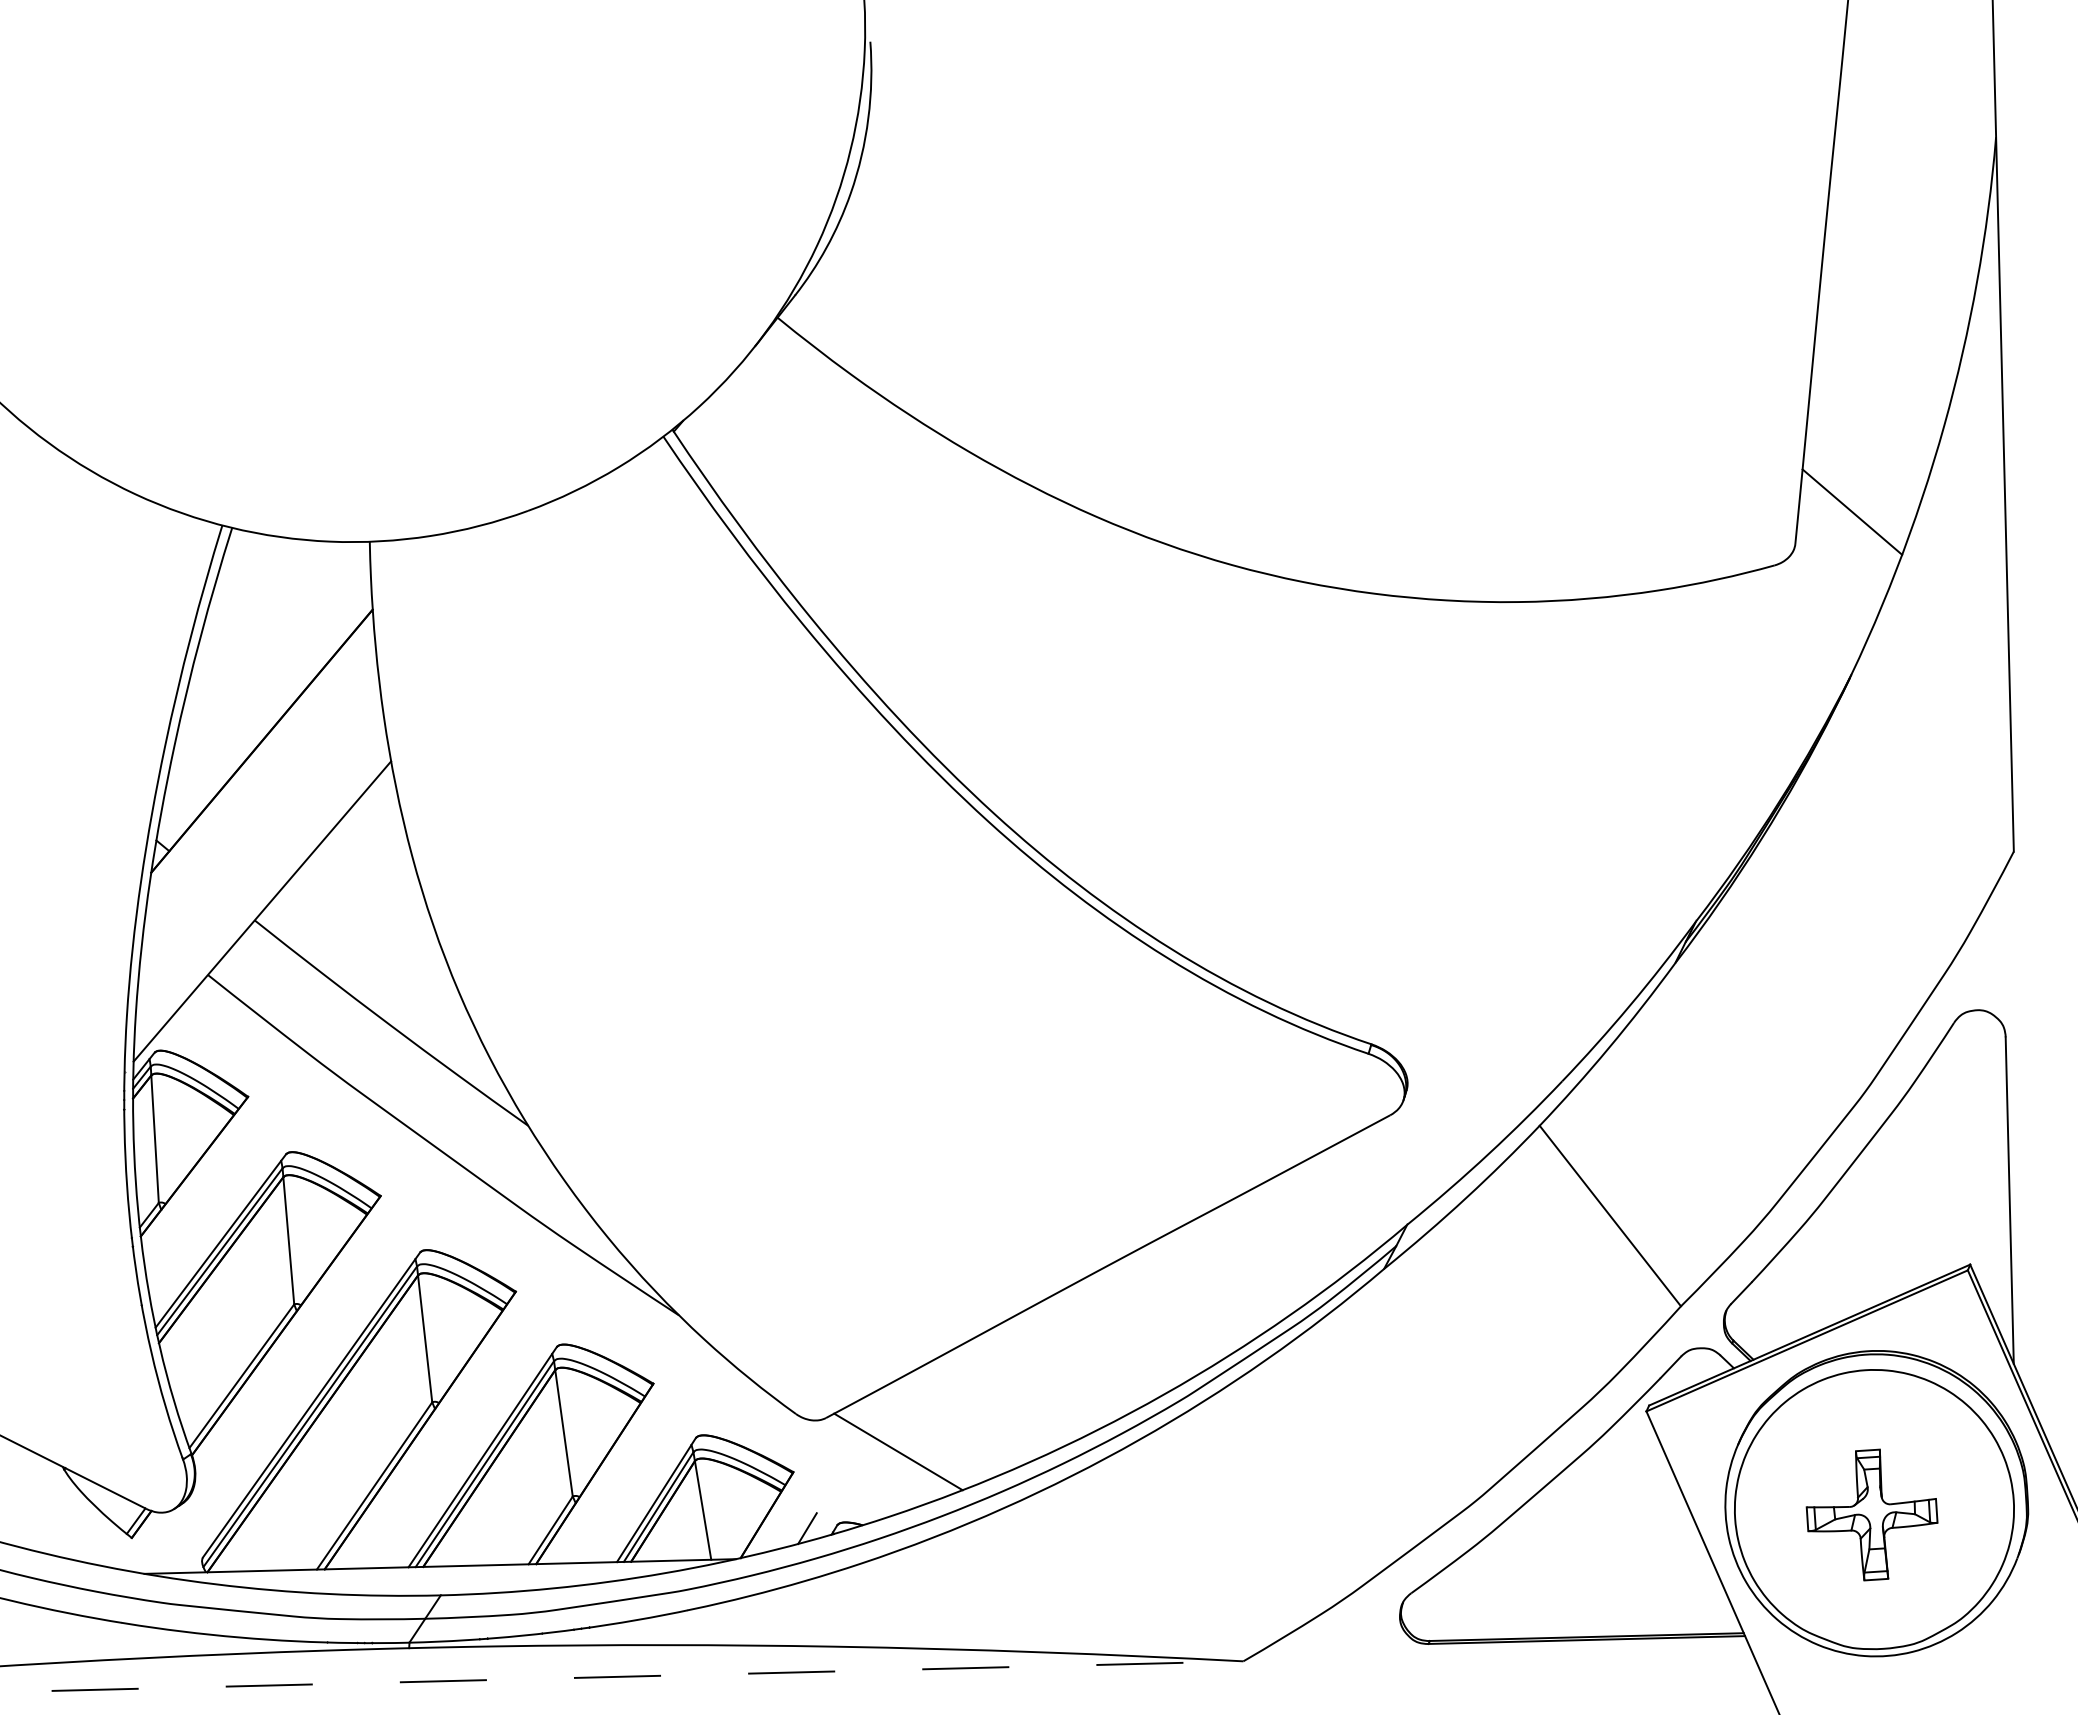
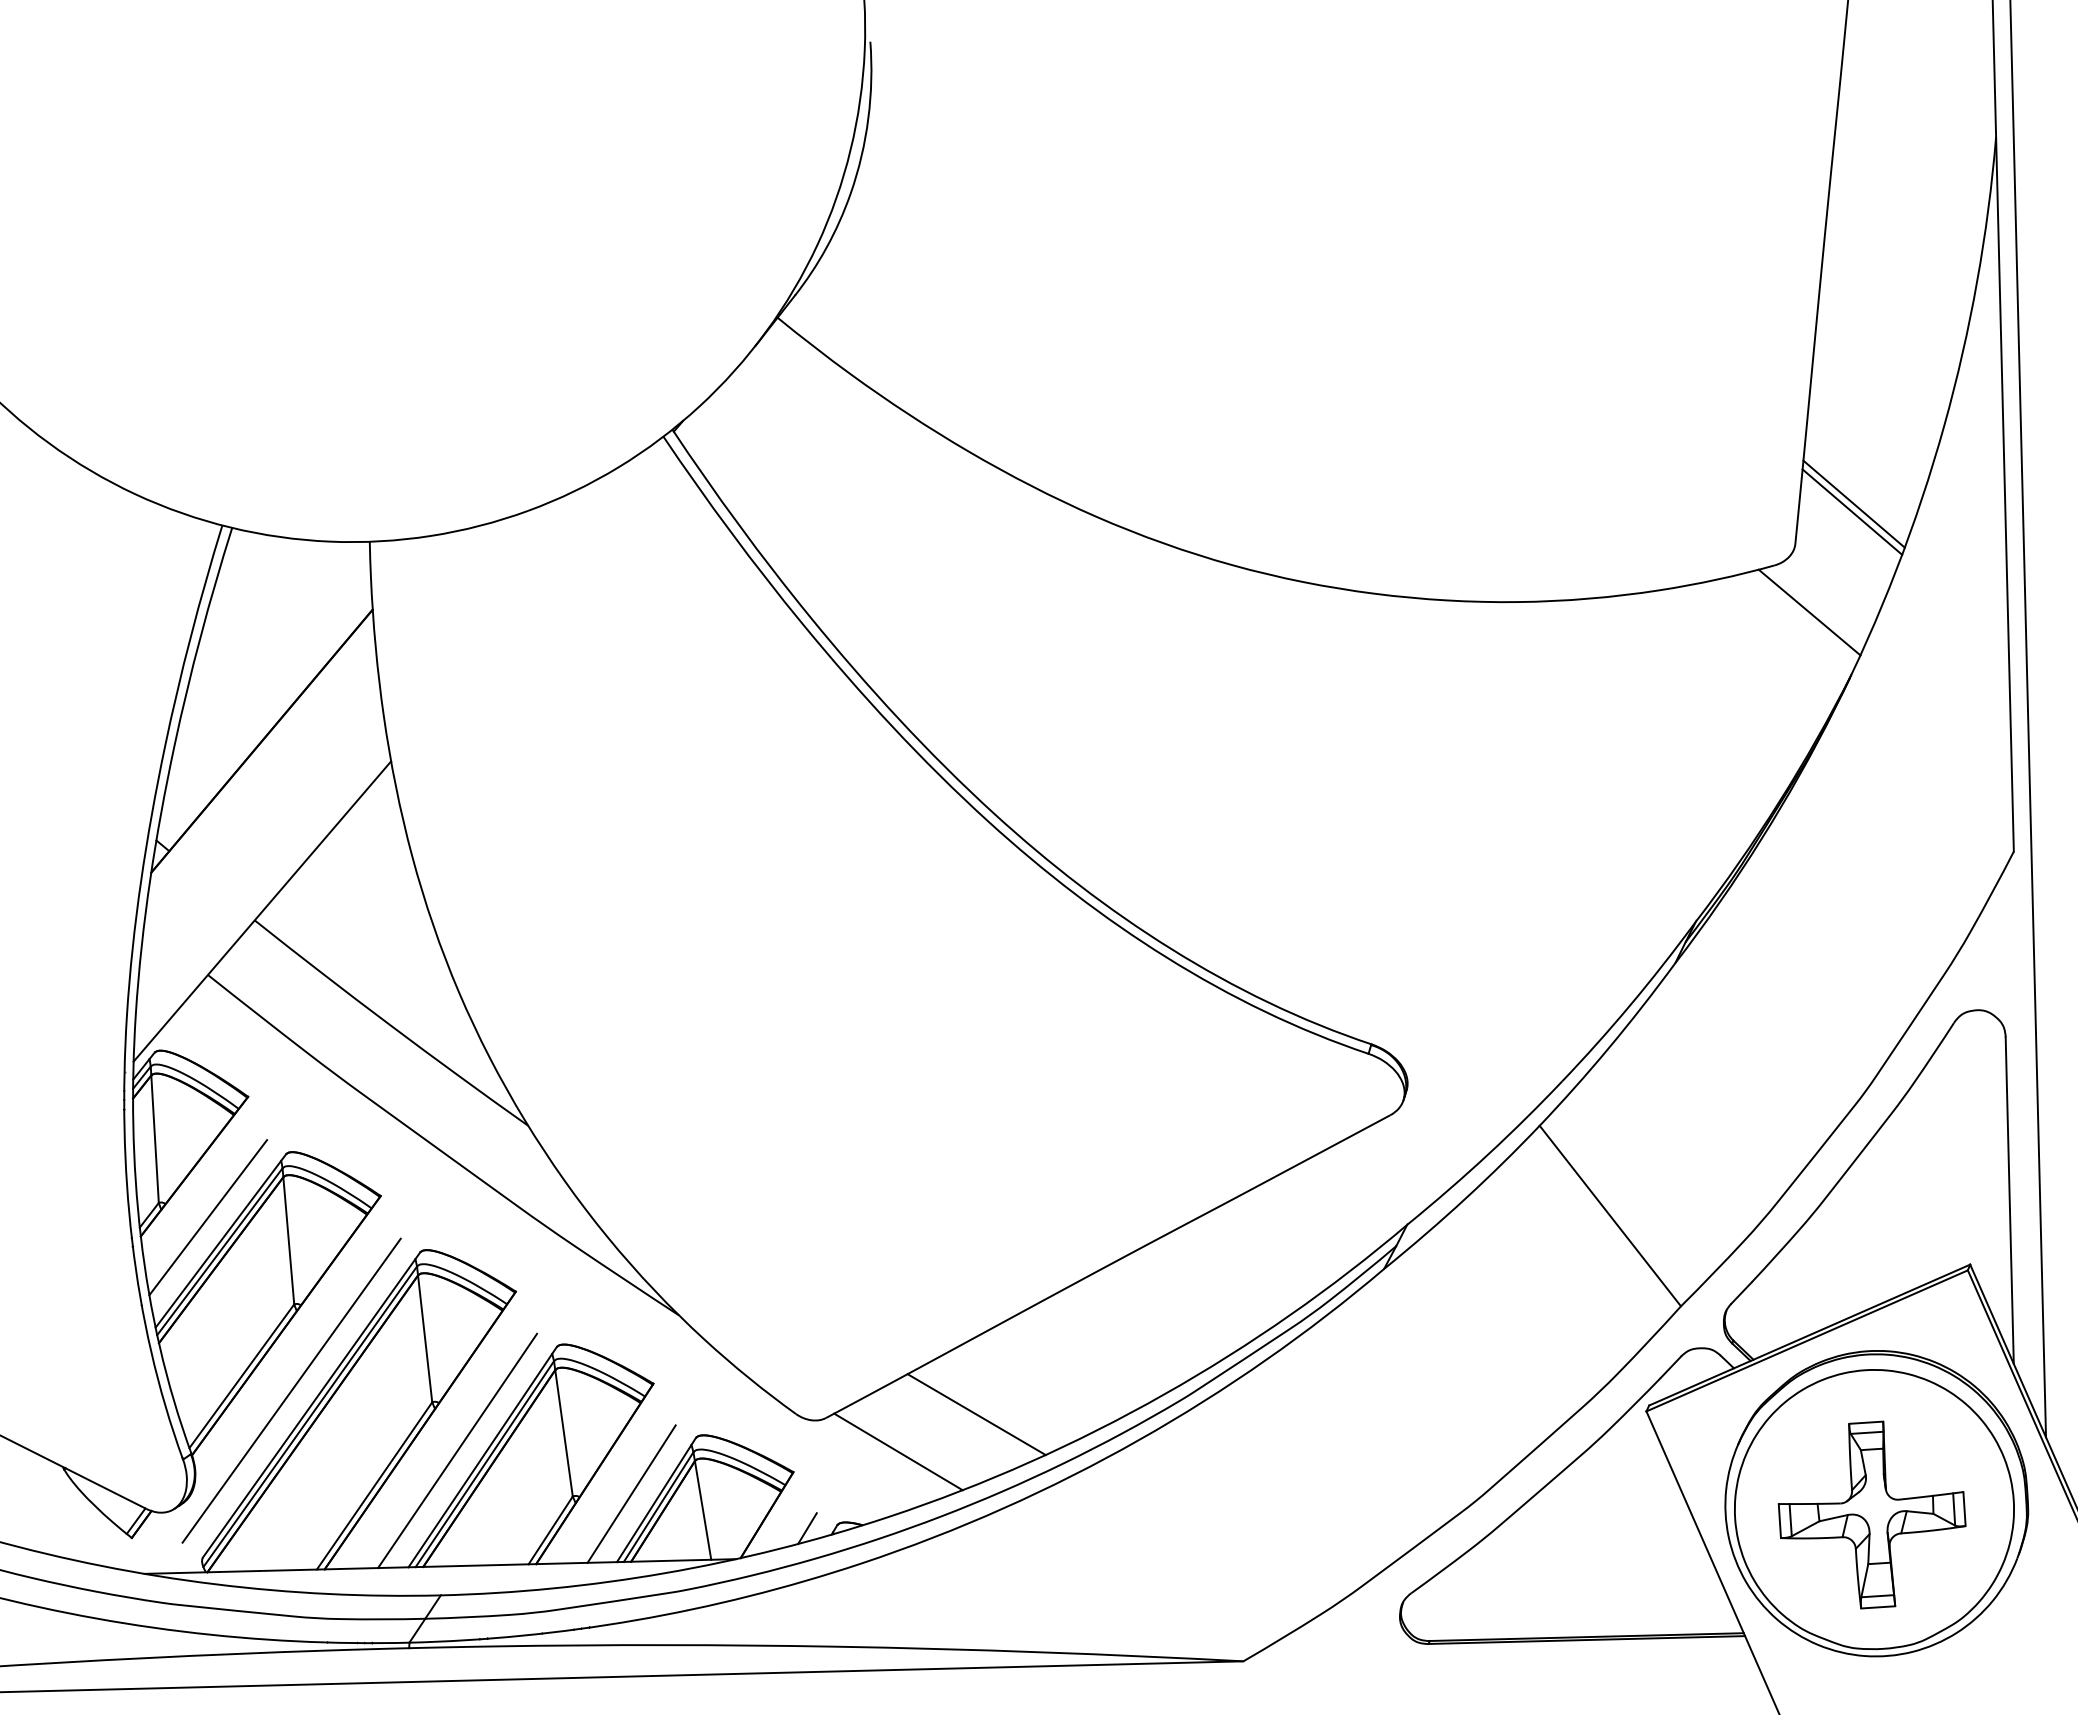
line: none -> present (1853, 503)
line: none -> present (1809, 612)
line: none -> present (2028, 719)
line: none -> present (208, 1217)
line: none -> present (291, 1390)
line: none -> present (976, 1414)
line: none -> present (457, 1450)
line: none -> present (631, 1493)
part size: 134x134 px -> 190x190 px (1871, 1514)
line: dashed -> solid (621, 1676)
